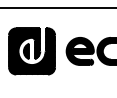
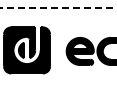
line: solid -> dashed (58, 7)
part position: (31, 51) -> (26, 50) (26, 50)
